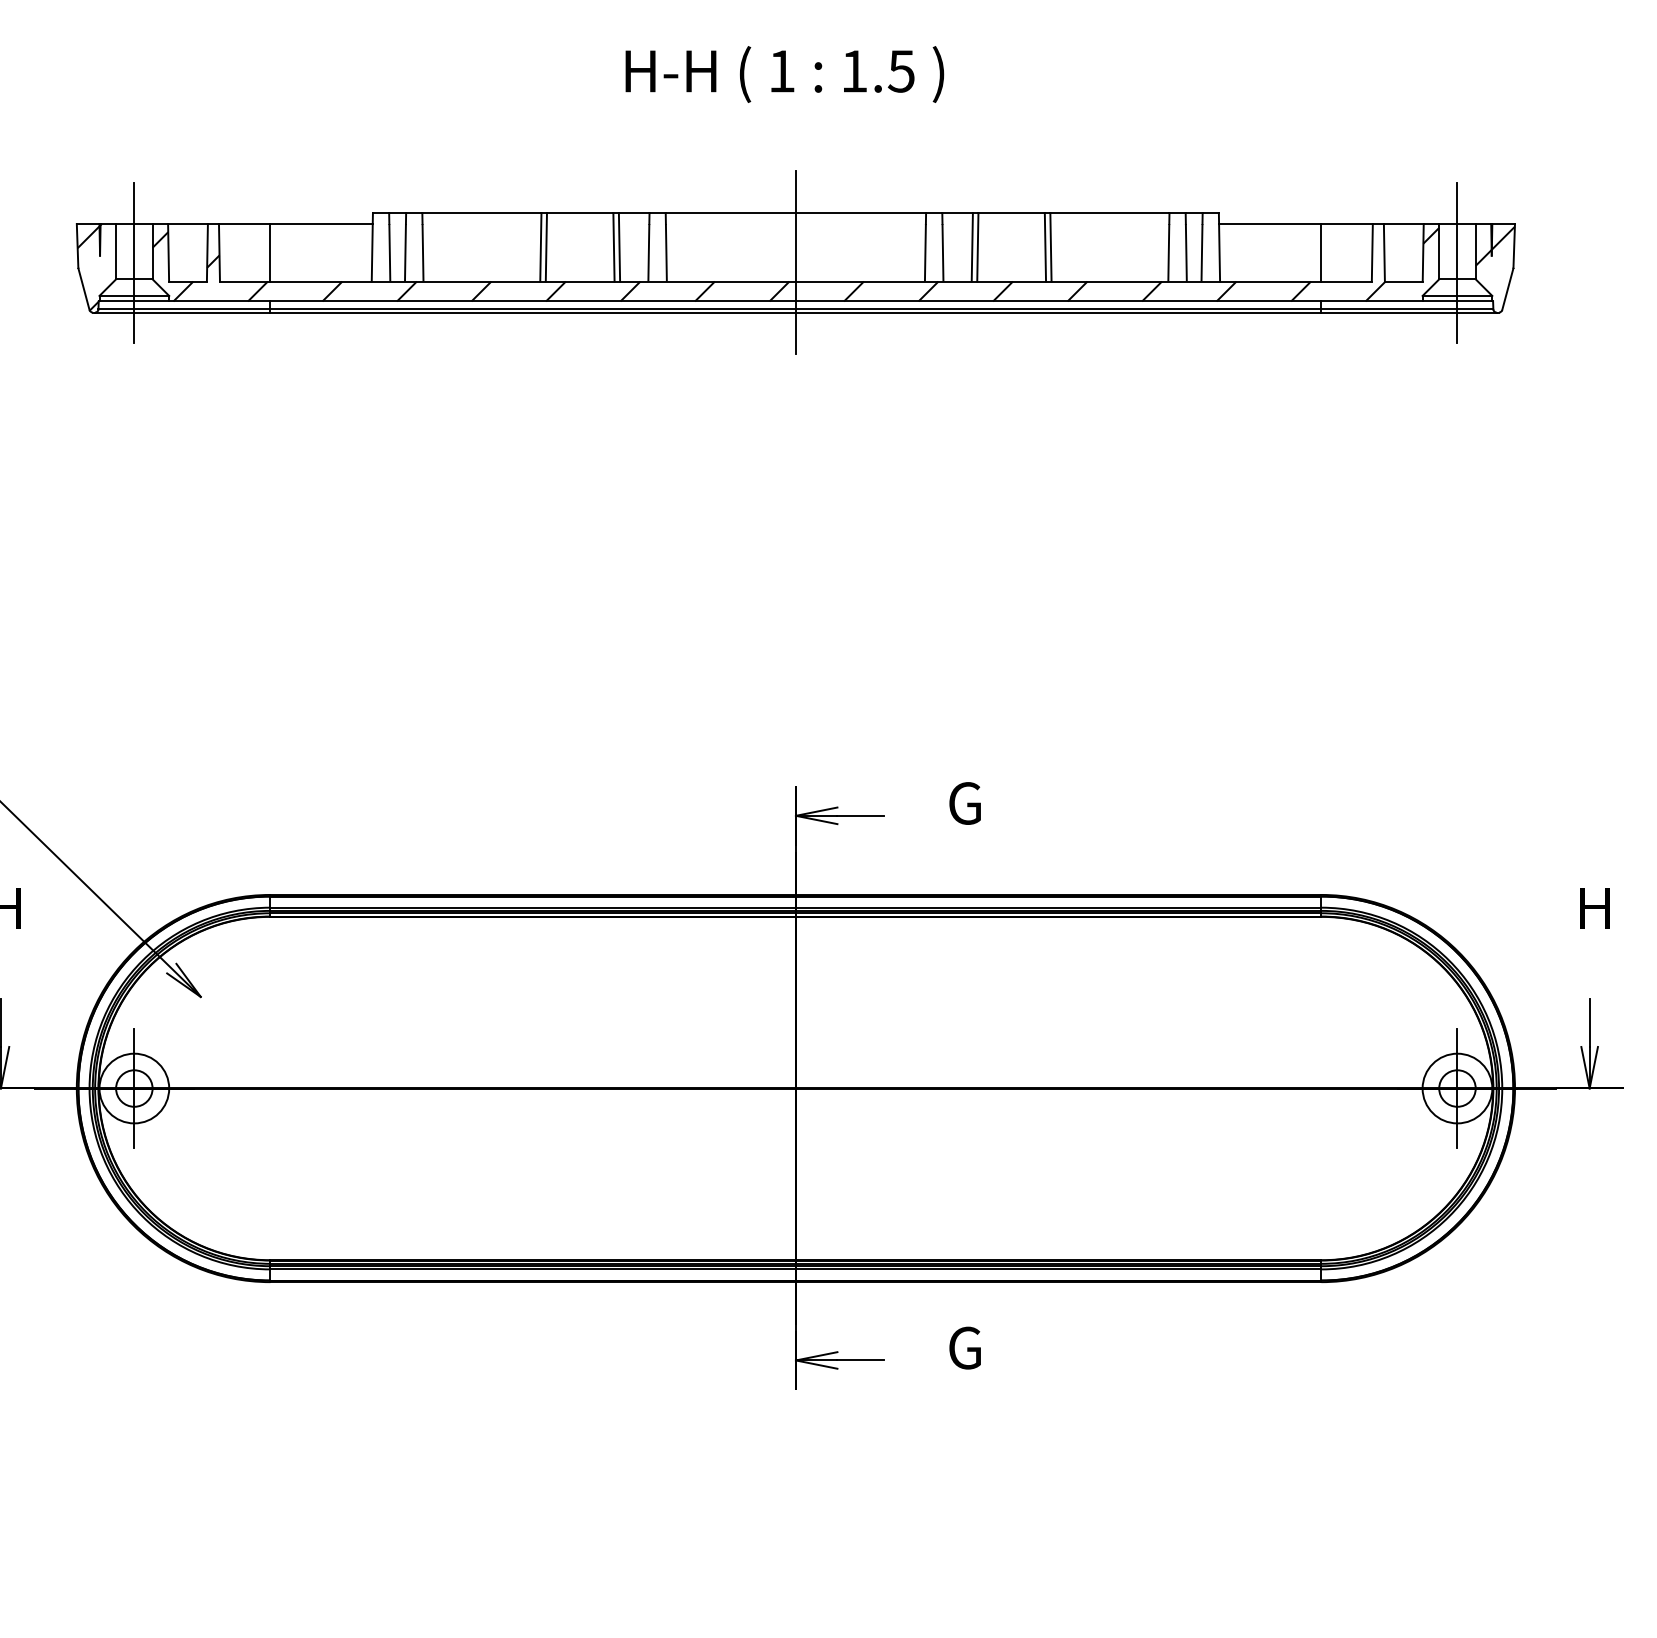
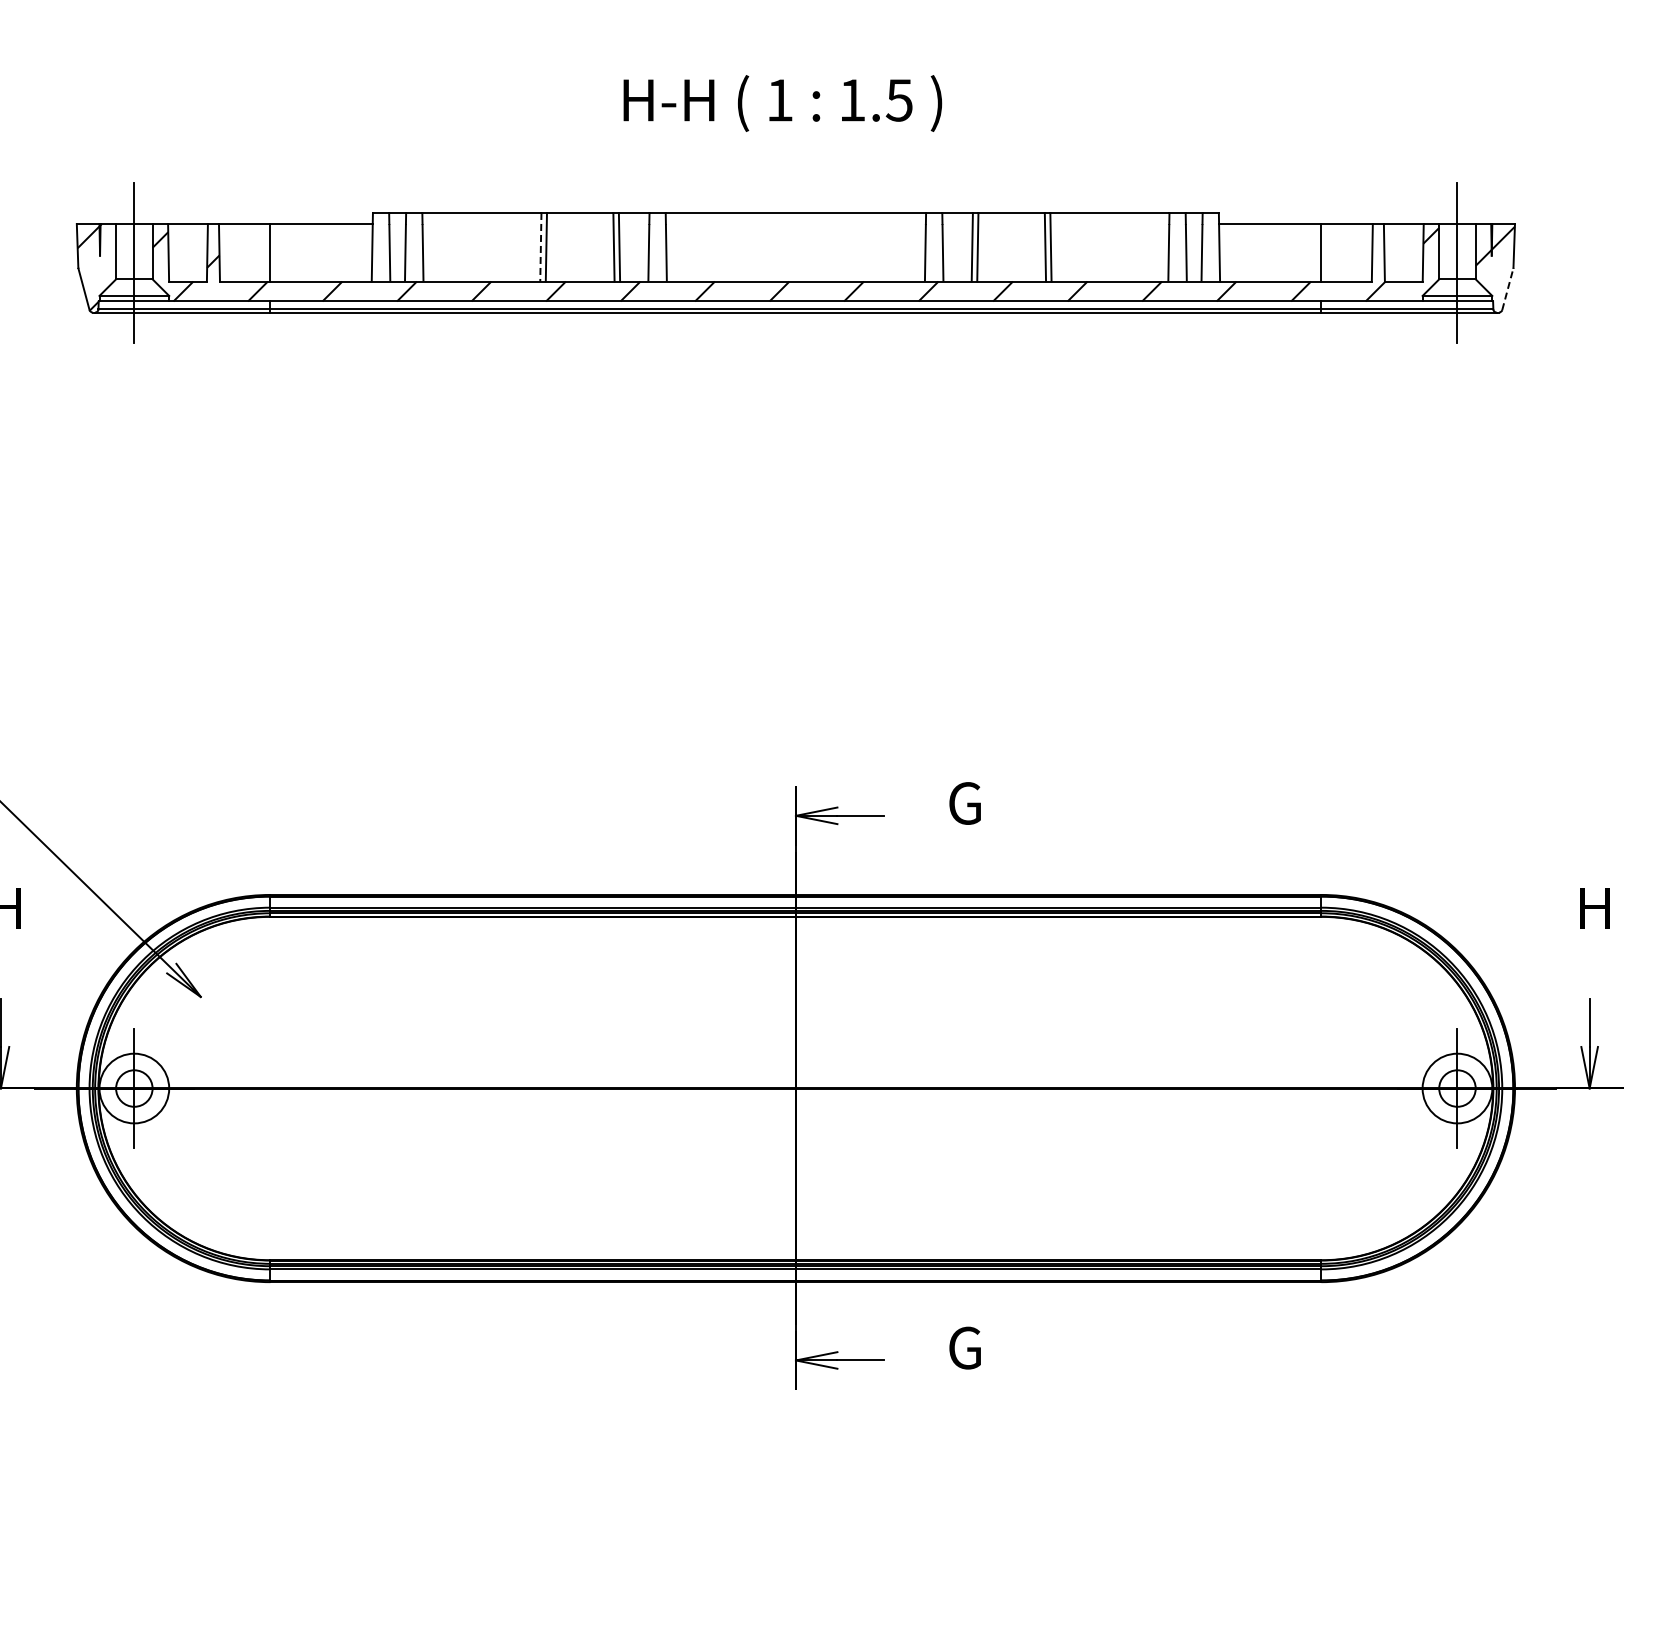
text position: (784, 74) -> (782, 103) (782, 103)
line: solid -> dashed (540, 247)
line: present -> none (795, 262)
line: solid -> dashed (1507, 288)
